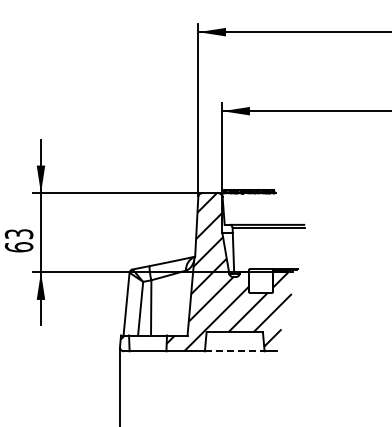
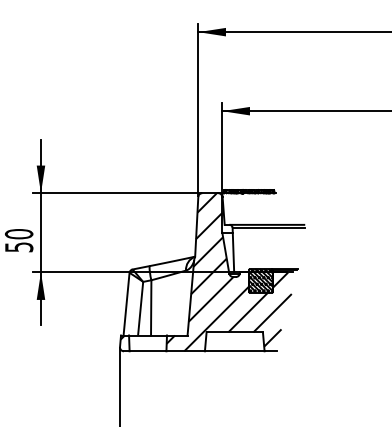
text: 63 -> 50 (18, 240)
hatch: none -> present (260, 280)
line: dashed -> solid (234, 351)
